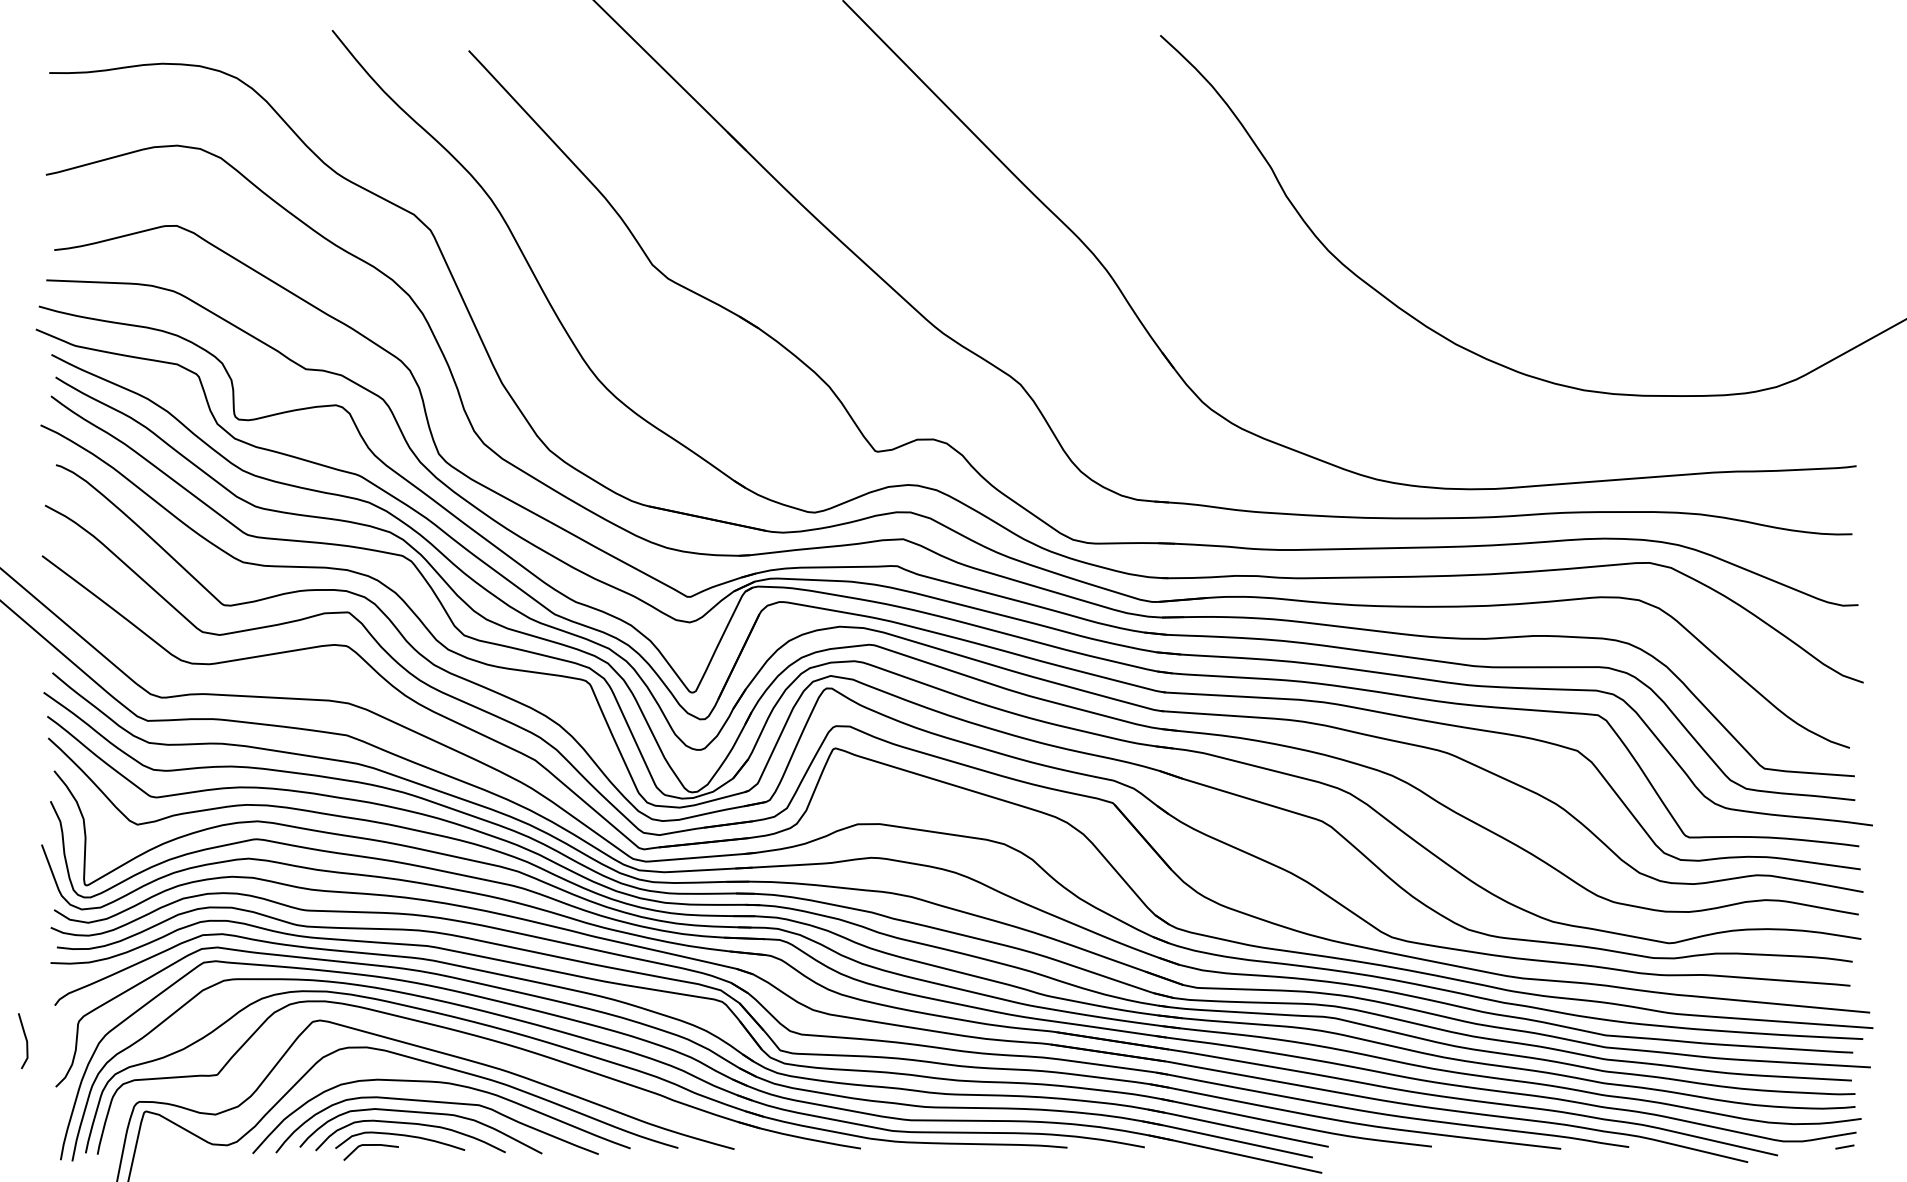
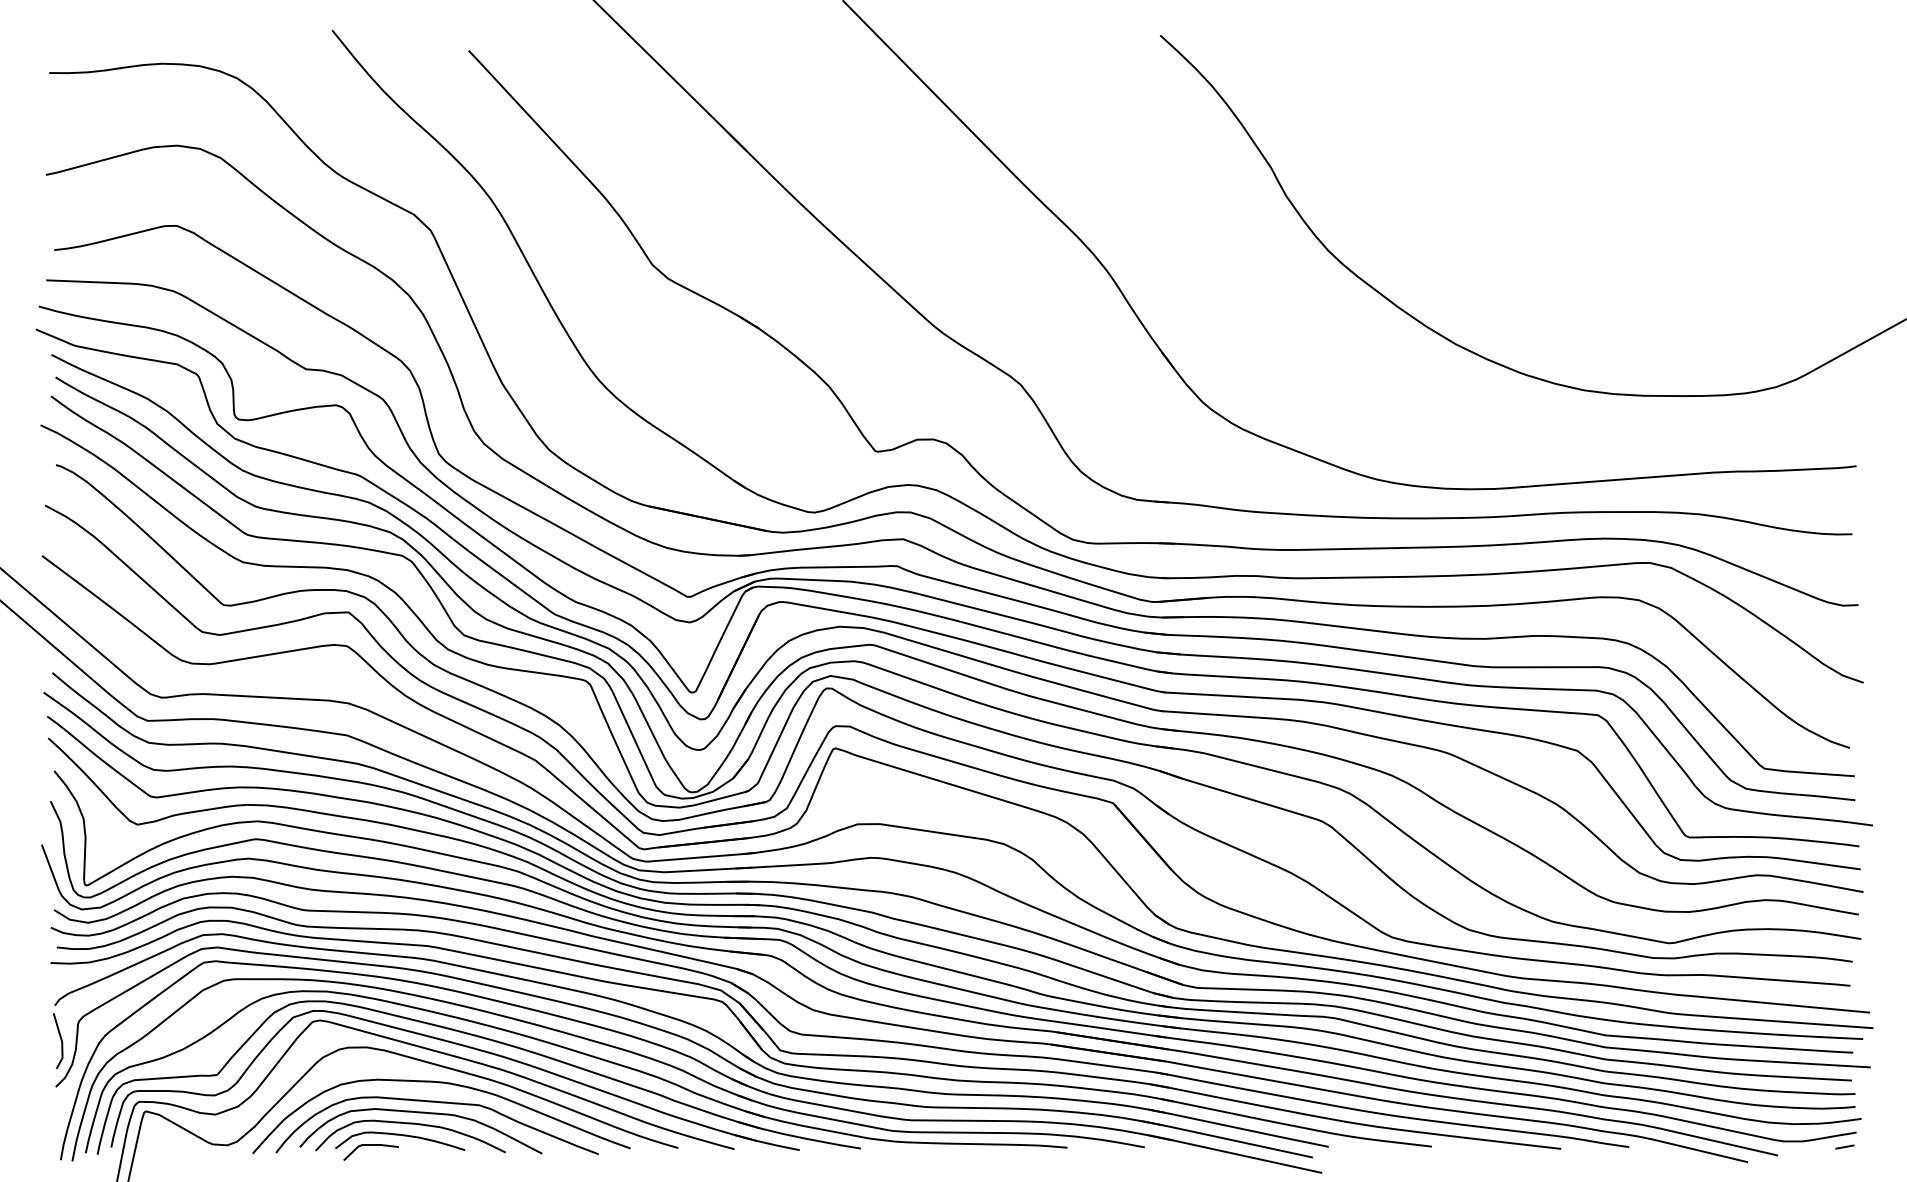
line position: (25, 1040) -> (60, 1040) (60, 1040)
part: none -> present (465, 1047)
